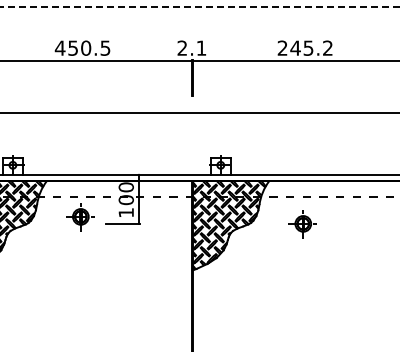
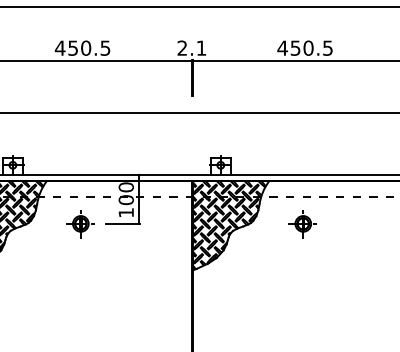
line: dashed -> solid (200, 6)
text: 245.2 -> 450.5 (304, 47)
part position: (80, 217) -> (80, 224) (80, 224)
